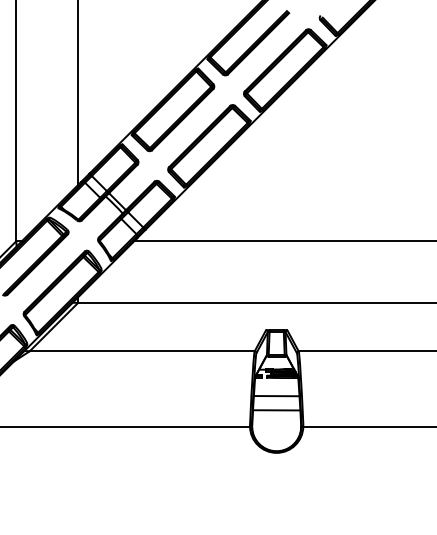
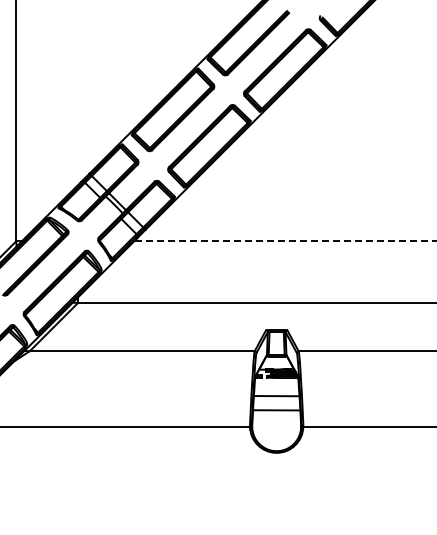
line: present -> none (78, 93)
line: solid -> dashed (285, 241)
